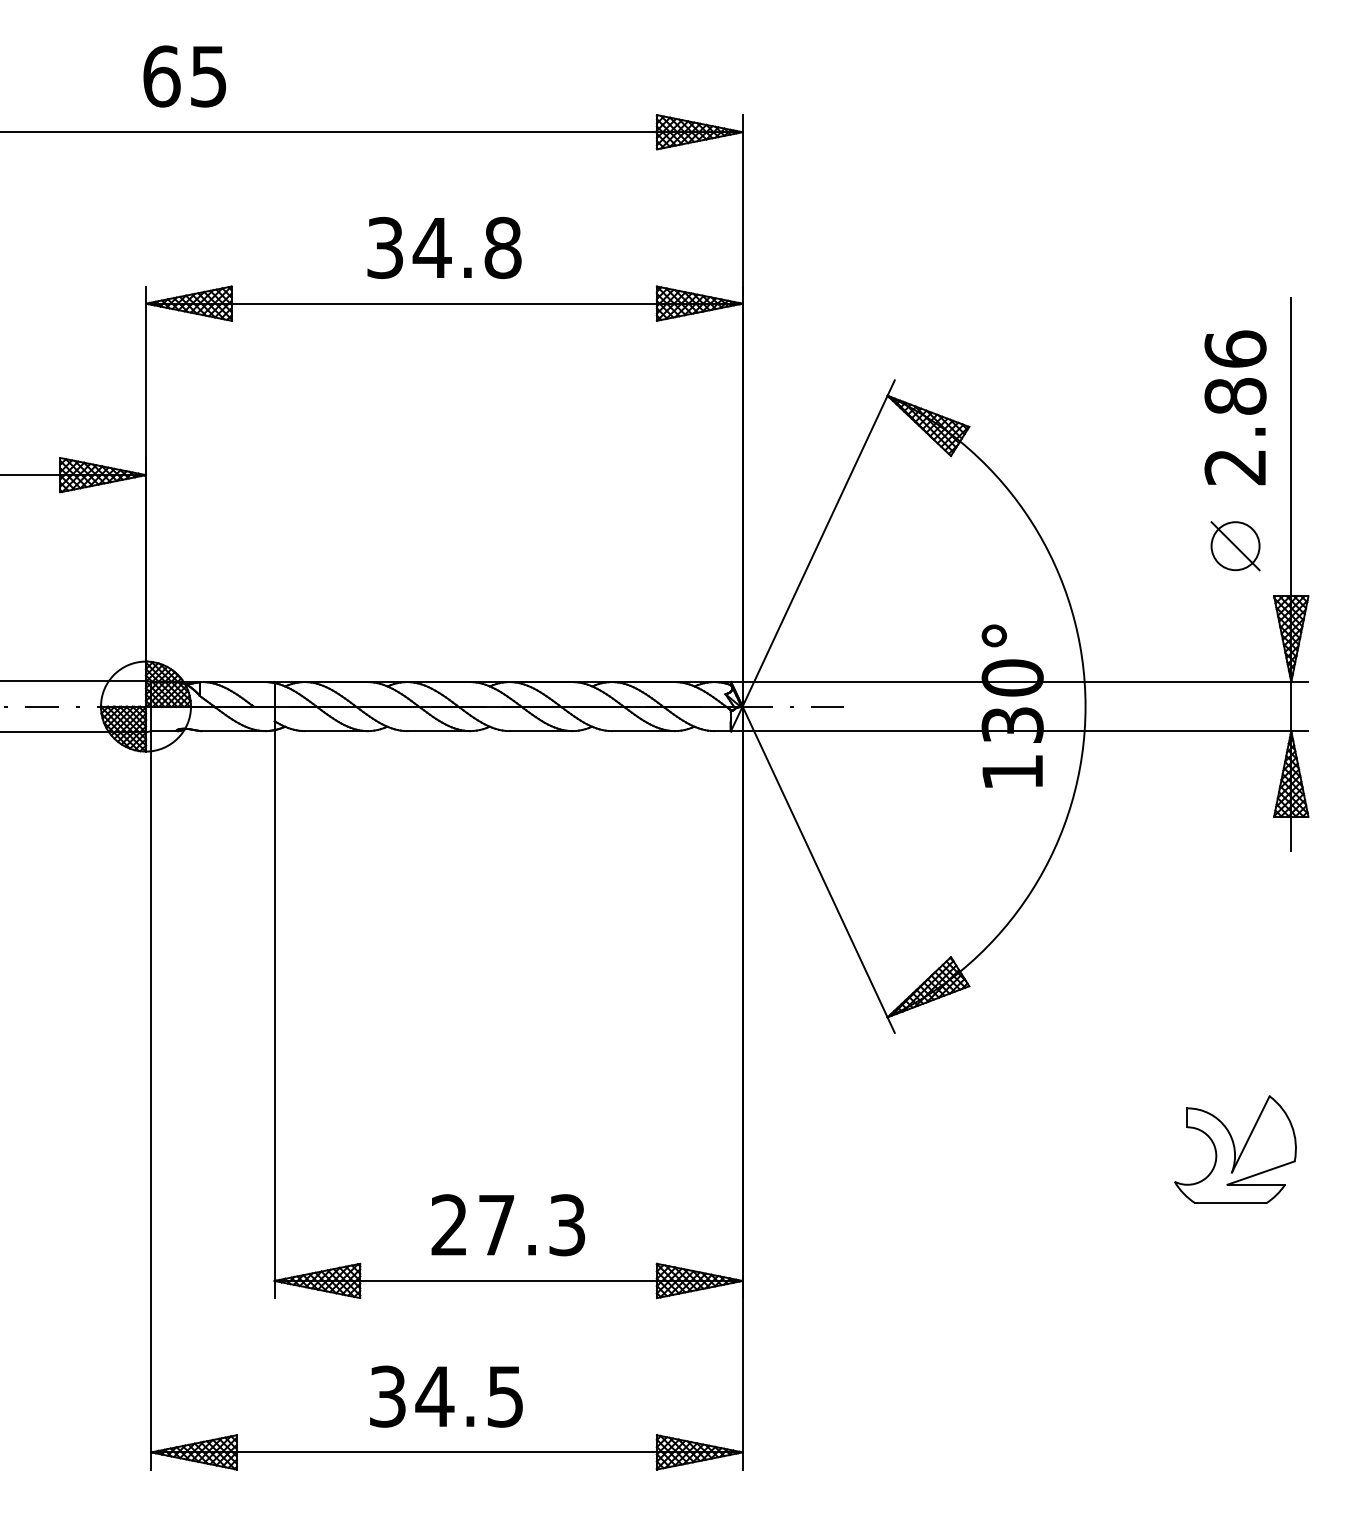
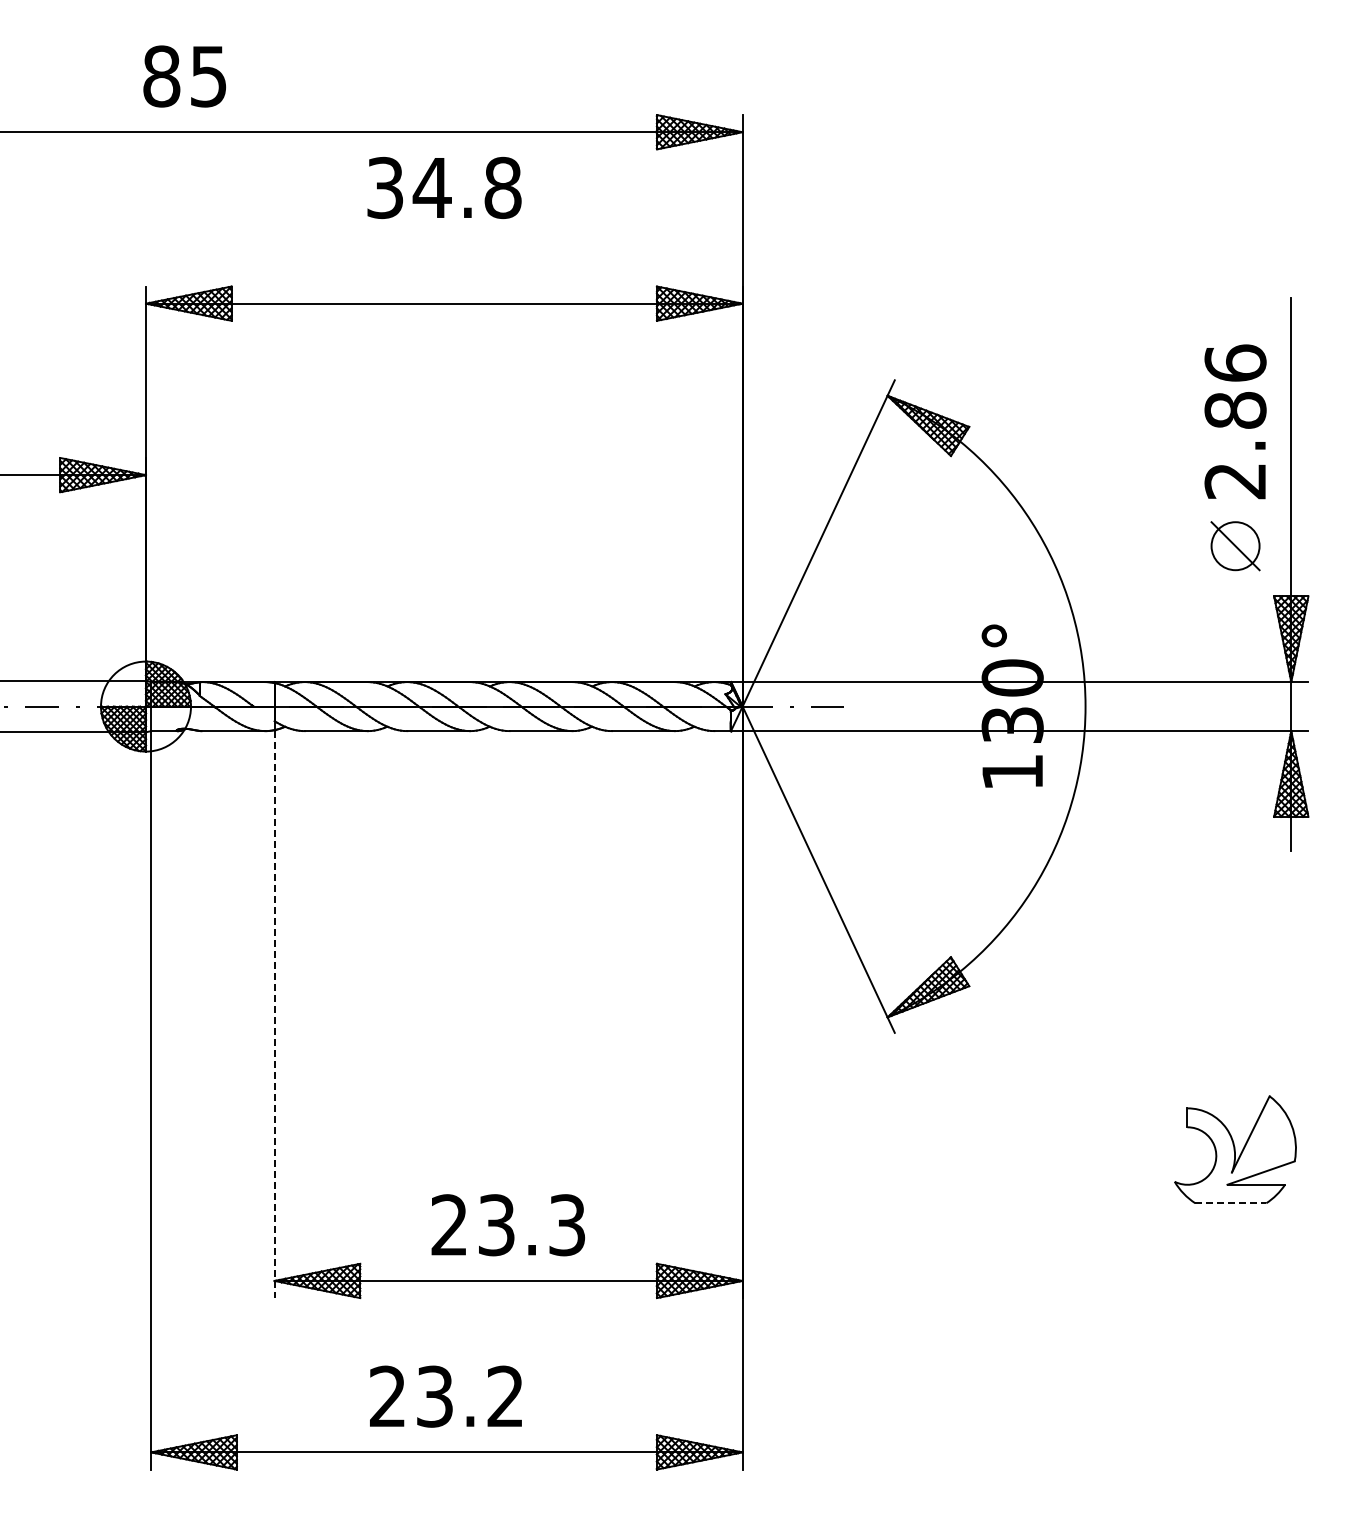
text: 65 -> 85 (161, 76)
text position: (444, 247) -> (444, 187) (444, 187)
text position: (1235, 407) -> (1235, 421) (1235, 421)
line: solid -> dashed (274, 1015)
line: solid -> dashed (1230, 1203)
text: 27.3 -> 23.3 (496, 1225)
text: 34.5 -> 23.2 (446, 1396)
